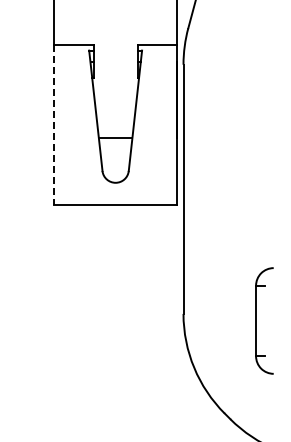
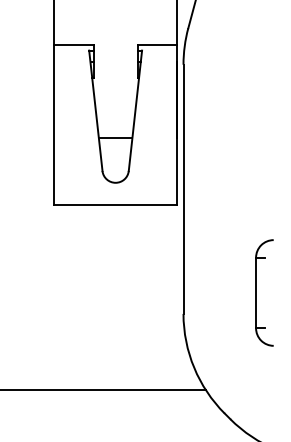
line: dashed -> solid (53, 125)
part position: (256, 320) -> (256, 292) (256, 292)
line: none -> present (103, 389)
